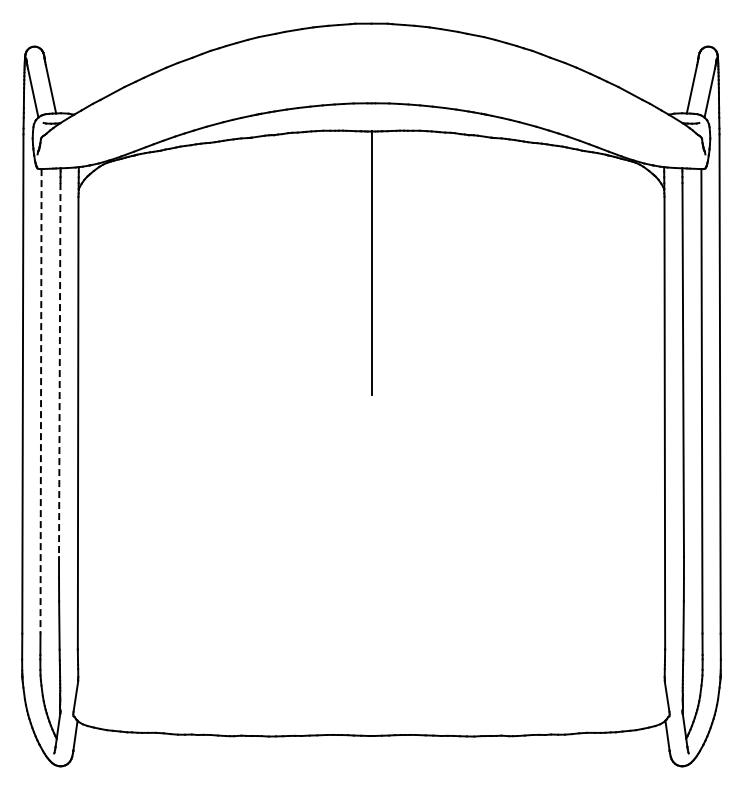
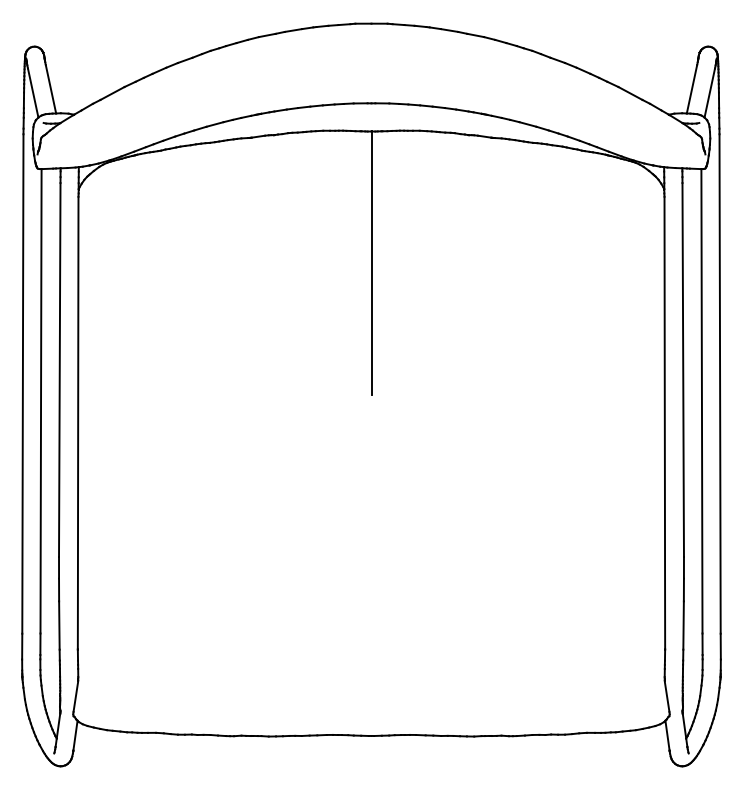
line: dashed -> solid (59, 370)
line: dashed -> solid (41, 401)
